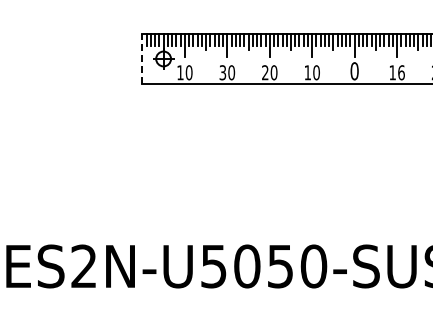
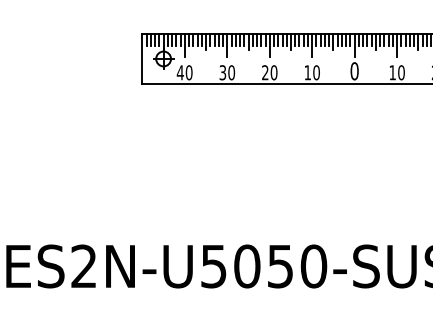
line: dashed -> solid (142, 58)
text: 10 -> 40 (179, 72)
text: 16 -> 10 (401, 72)
